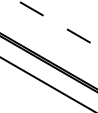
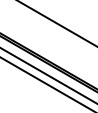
line: dashed -> solid (57, 23)
line: none -> present (48, 75)
